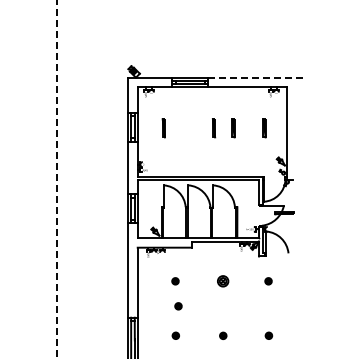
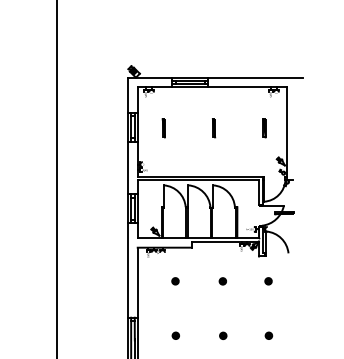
line: dashed -> solid (256, 77)
part: present -> none (233, 128)
line: dashed -> solid (56, 179)
part size: 13x13 px -> 9x9 px (222, 281)
part: present -> none (178, 306)
